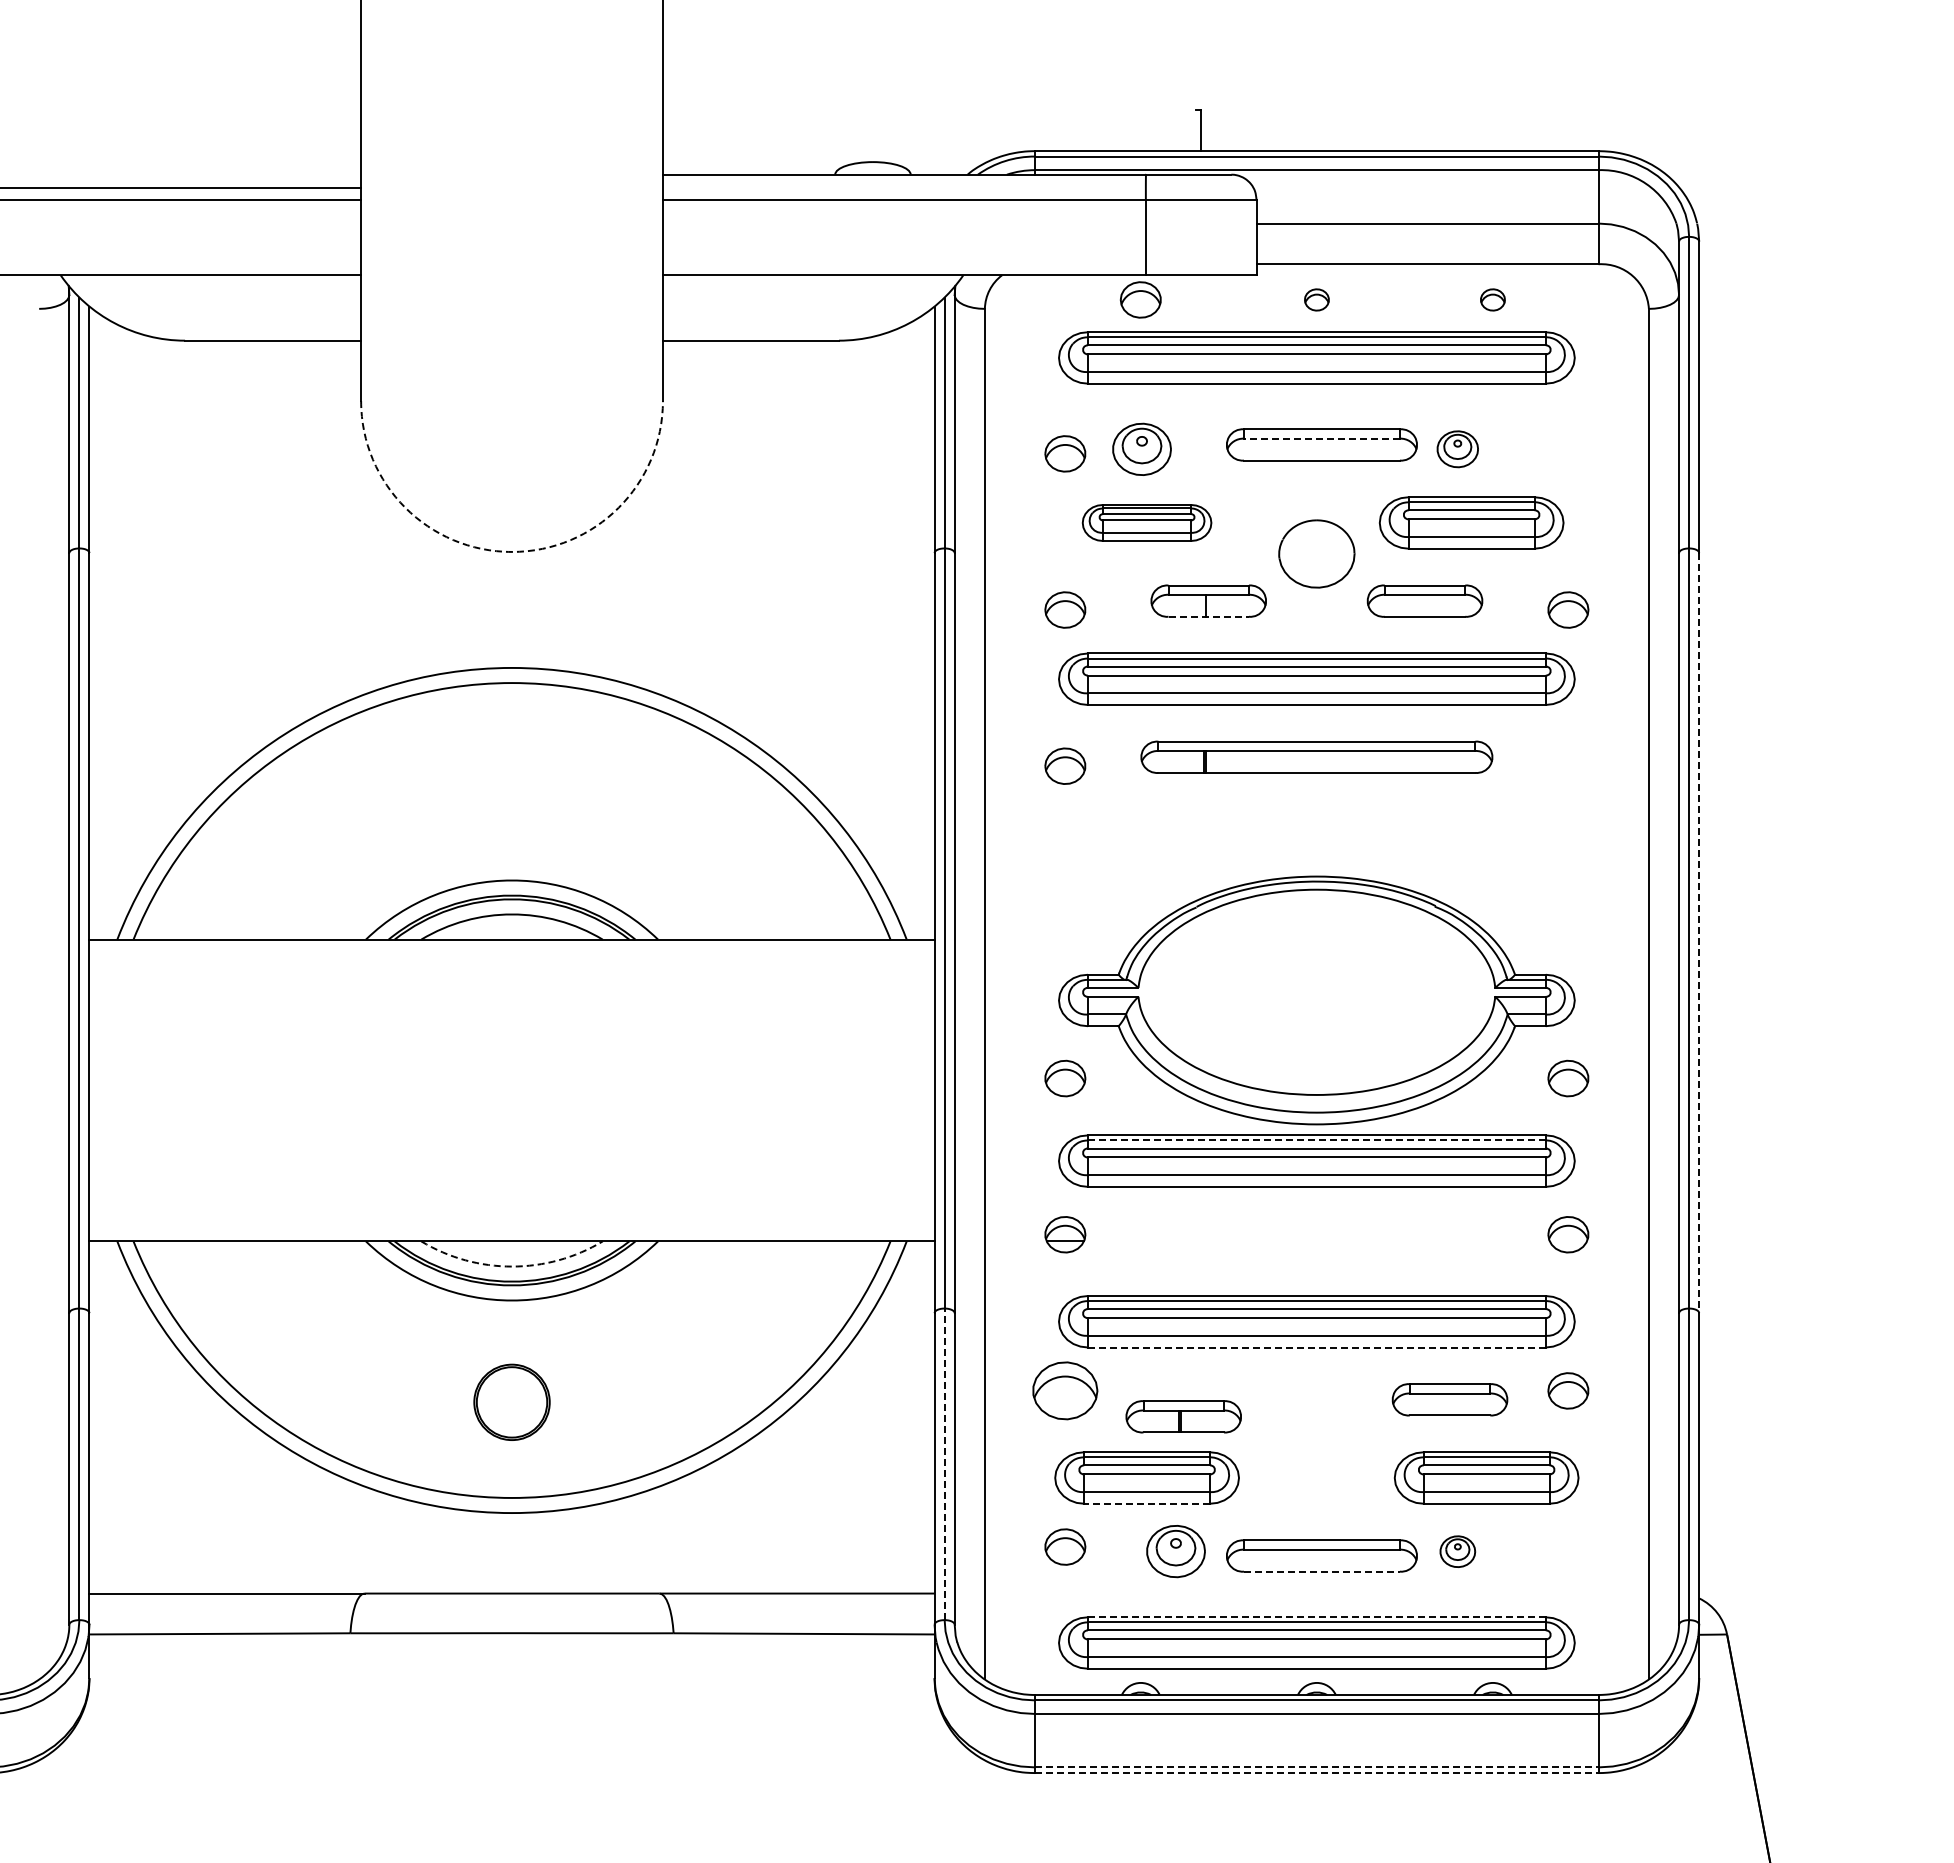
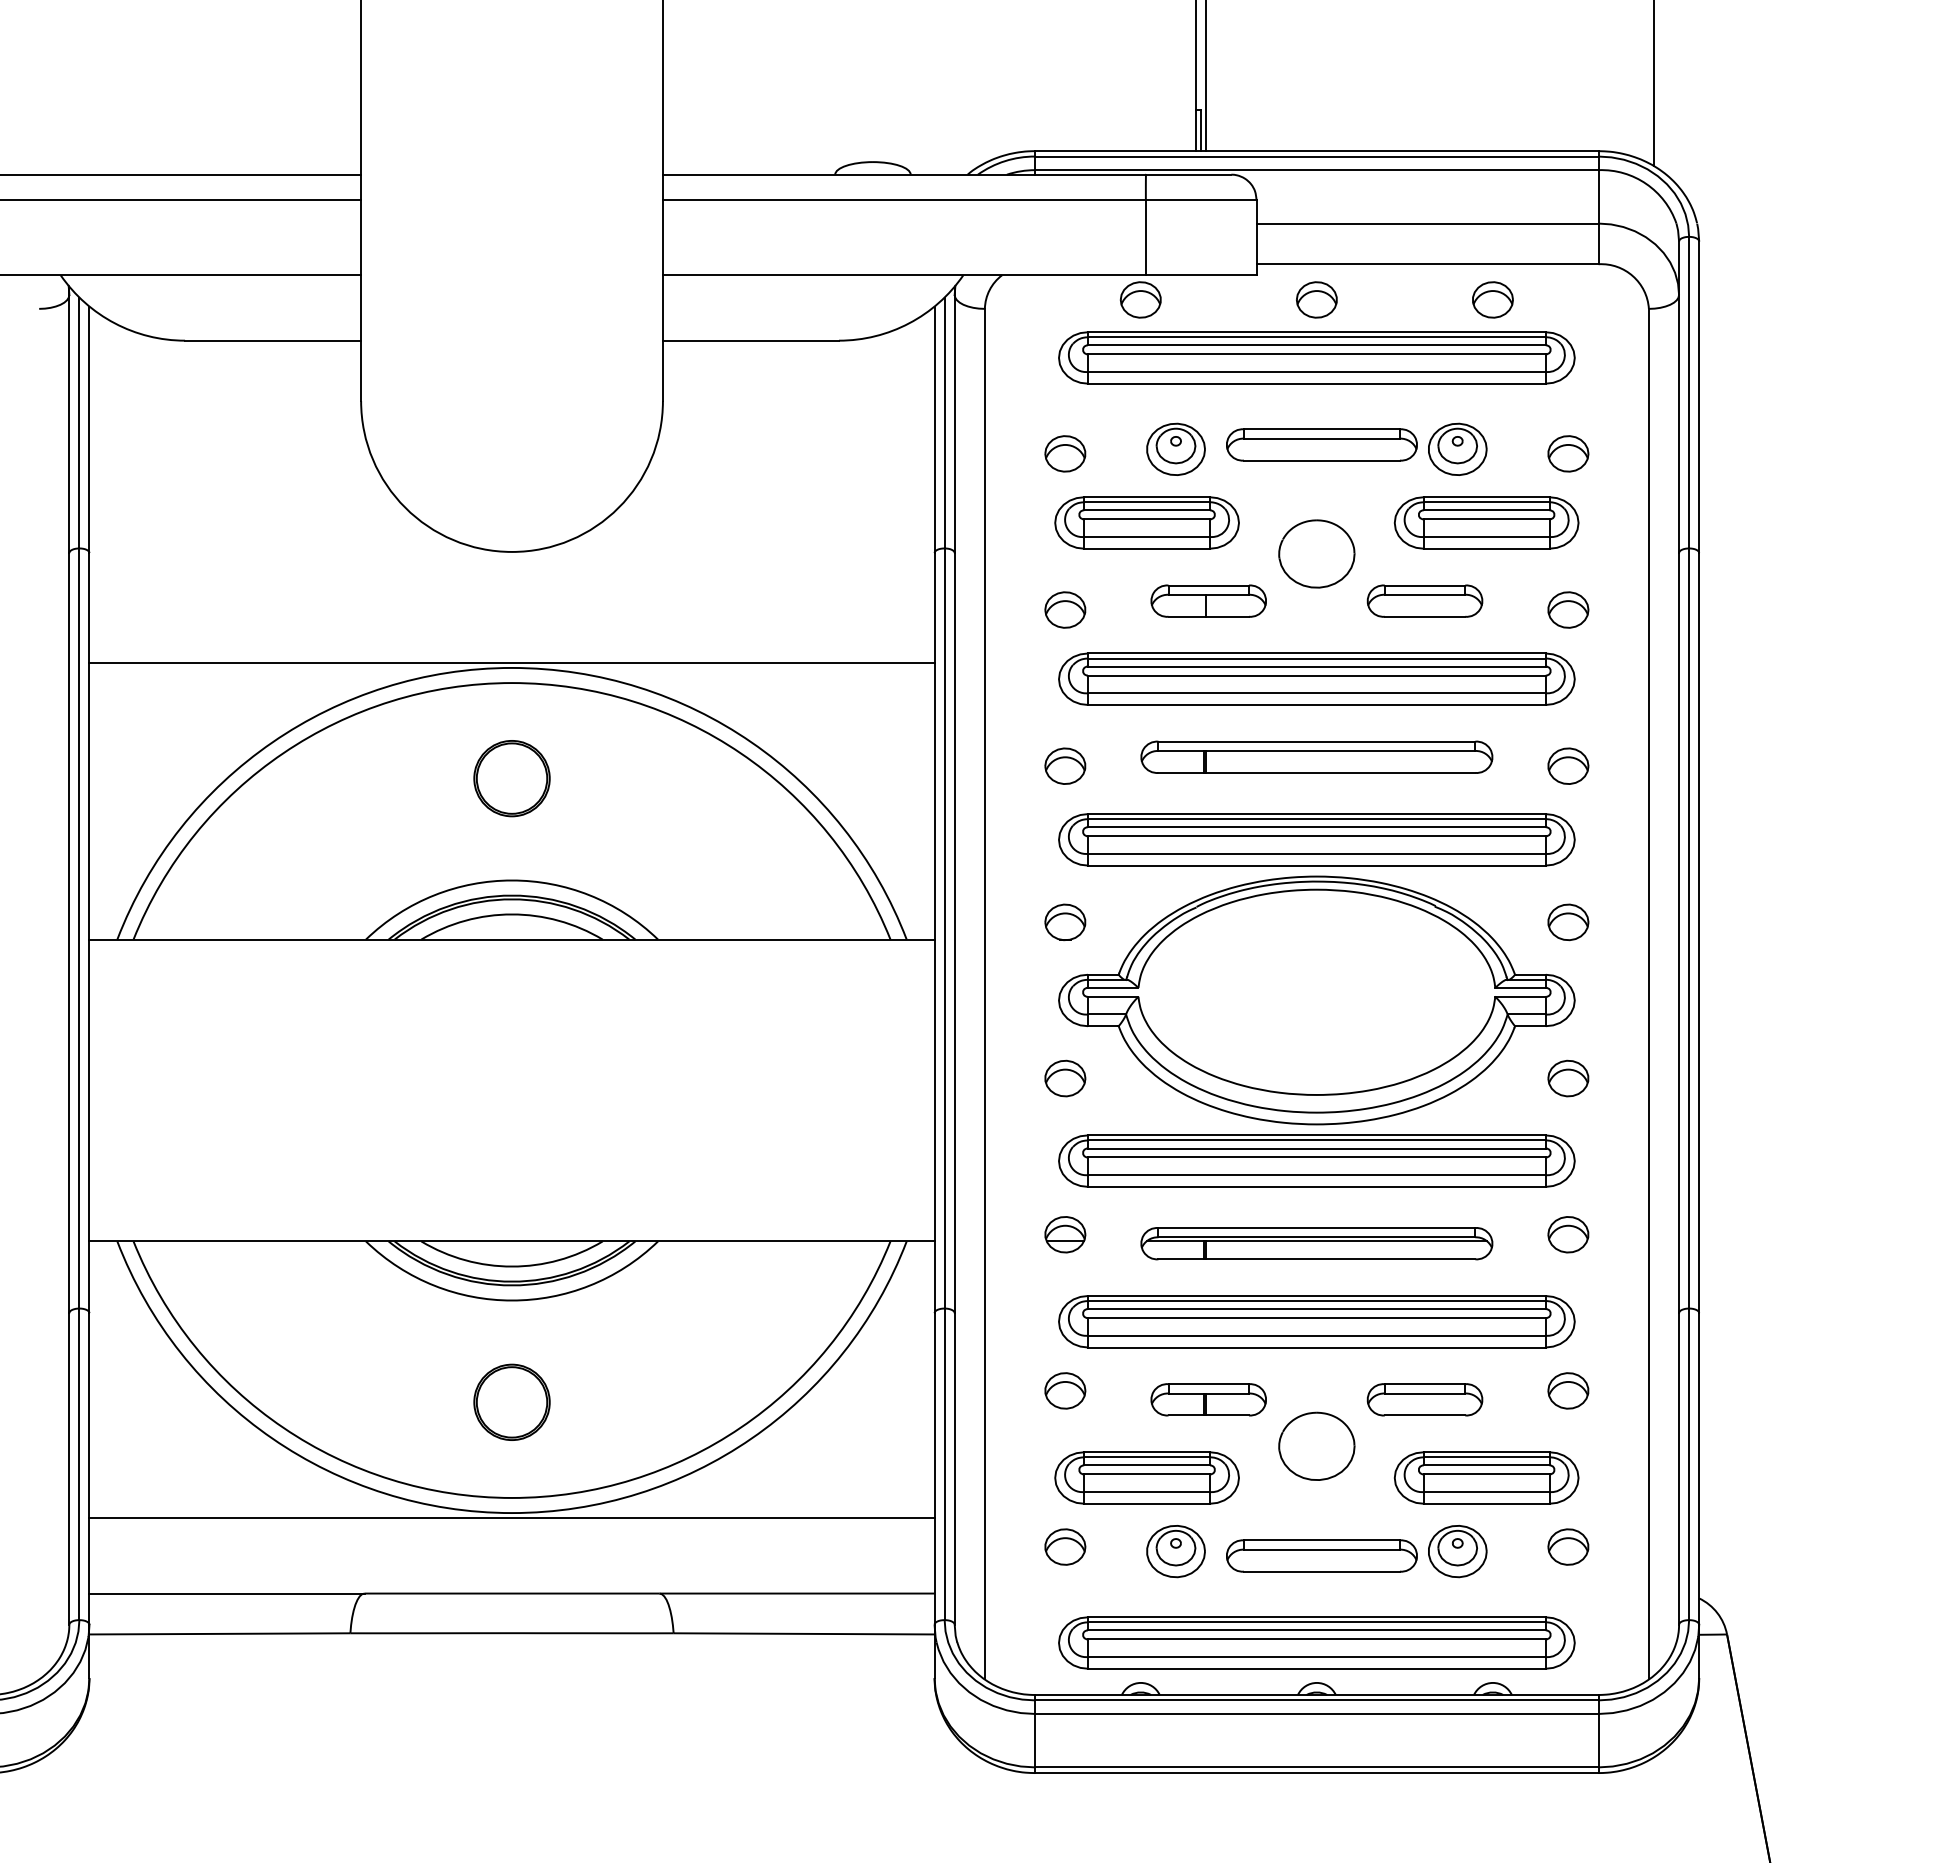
line: none -> present (1196, 76)
line: none -> present (1206, 76)
line: none -> present (1653, 84)
line position: (181, 187) -> (181, 174) (181, 174)
part size: 26x24 px -> 42x38 px (1316, 299)
part size: 26x24 px -> 42x38 px (1492, 299)
line: dashed -> solid (1321, 438)
part position: (1141, 448) -> (1175, 448) (1175, 448)
part size: 43x39 px -> 60x54 px (1457, 448)
part: none -> present (1568, 453)
part size: 132x38 px -> 186x54 px (1146, 522)
part position: (1471, 522) -> (1486, 522) (1486, 522)
arc: dashed -> solid (512, 551)
line: dashed -> solid (1209, 616)
line: none -> present (511, 662)
part: none -> present (1568, 765)
part: none -> present (511, 778)
part: none -> present (1316, 839)
part: none -> present (1065, 922)
part: none -> present (1568, 922)
line: dashed -> solid (1699, 933)
line: dashed -> solid (1316, 1140)
part: none -> present (1316, 1243)
arc: dashed -> solid (512, 1266)
line: dashed -> solid (1316, 1347)
part size: 67x60 px -> 43x38 px (1065, 1390)
part position: (1449, 1399) -> (1424, 1399) (1424, 1399)
part position: (1183, 1416) -> (1208, 1399) (1208, 1399)
part: none -> present (1316, 1445)
line: dashed -> solid (944, 1464)
line: dashed -> solid (1147, 1503)
line: none -> present (511, 1518)
part: none -> present (1568, 1546)
part size: 38x33 px -> 60x54 px (1457, 1551)
line: dashed -> solid (1321, 1571)
line: dashed -> solid (1316, 1617)
line: dashed -> solid (1316, 1767)
line: dashed -> solid (1316, 1773)
